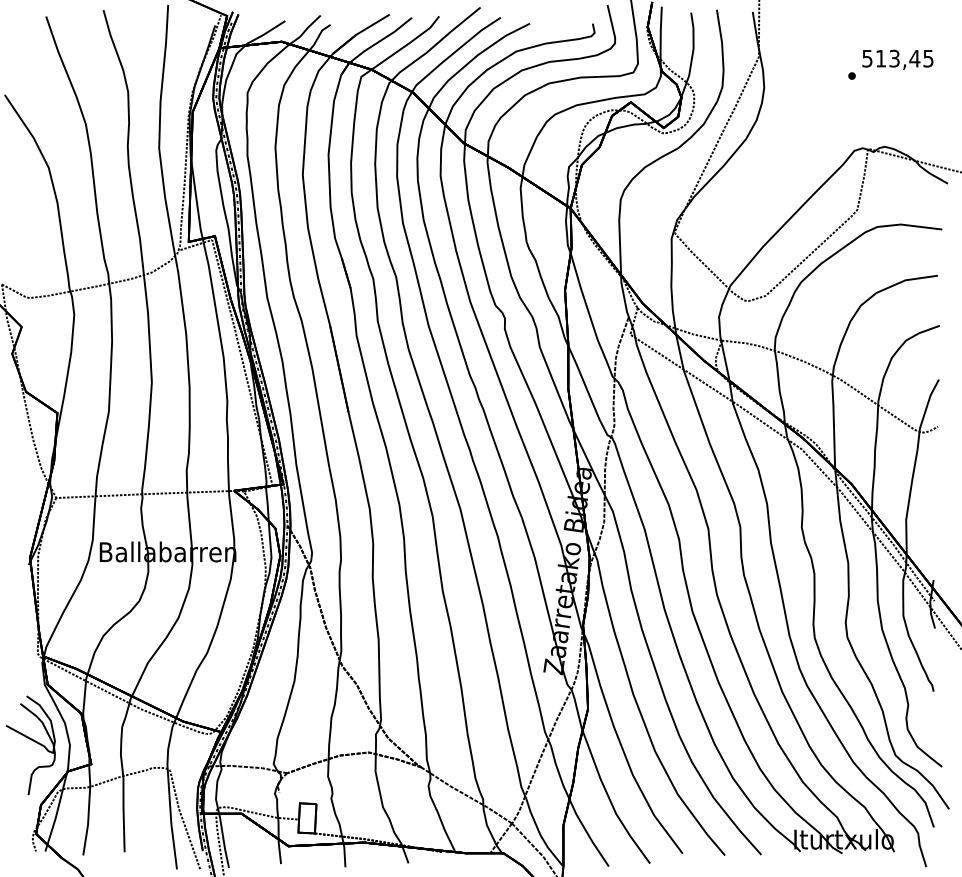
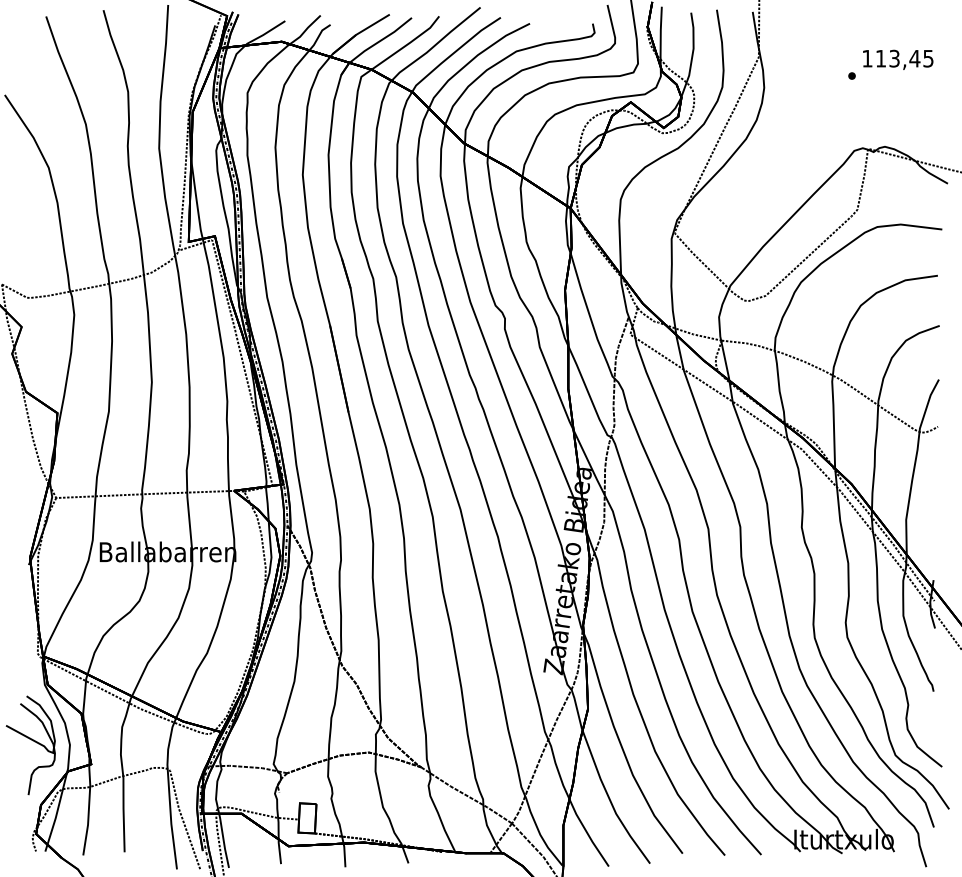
text: 513,45 -> 113,45 (867, 58)
